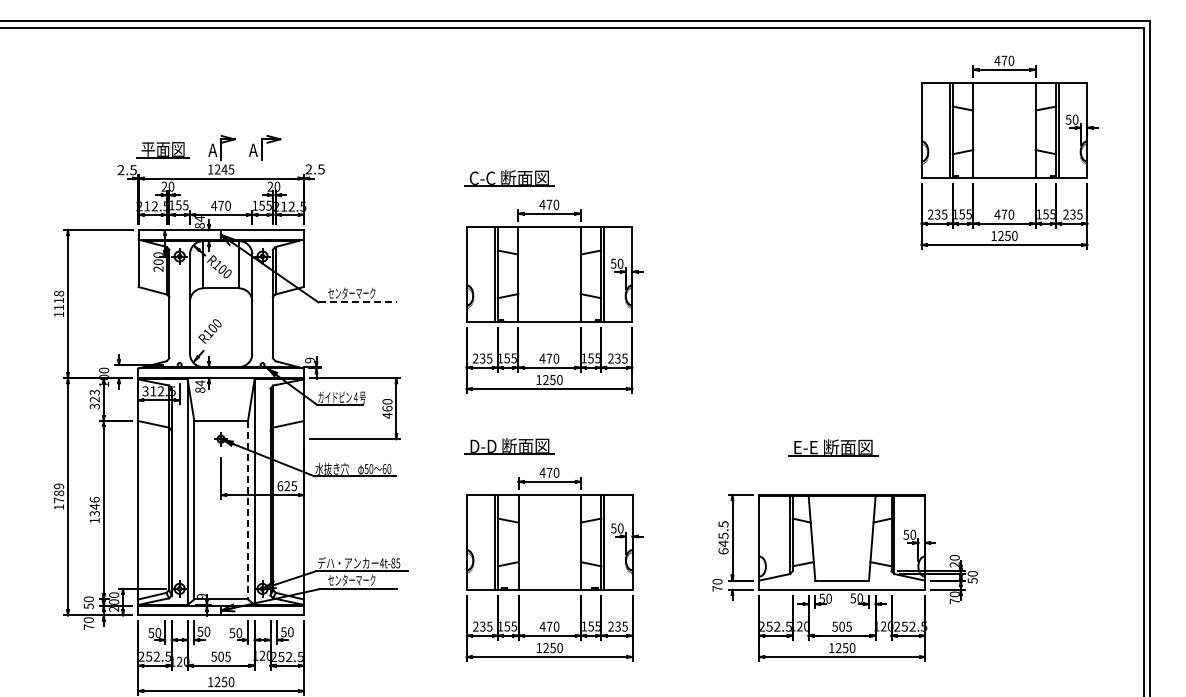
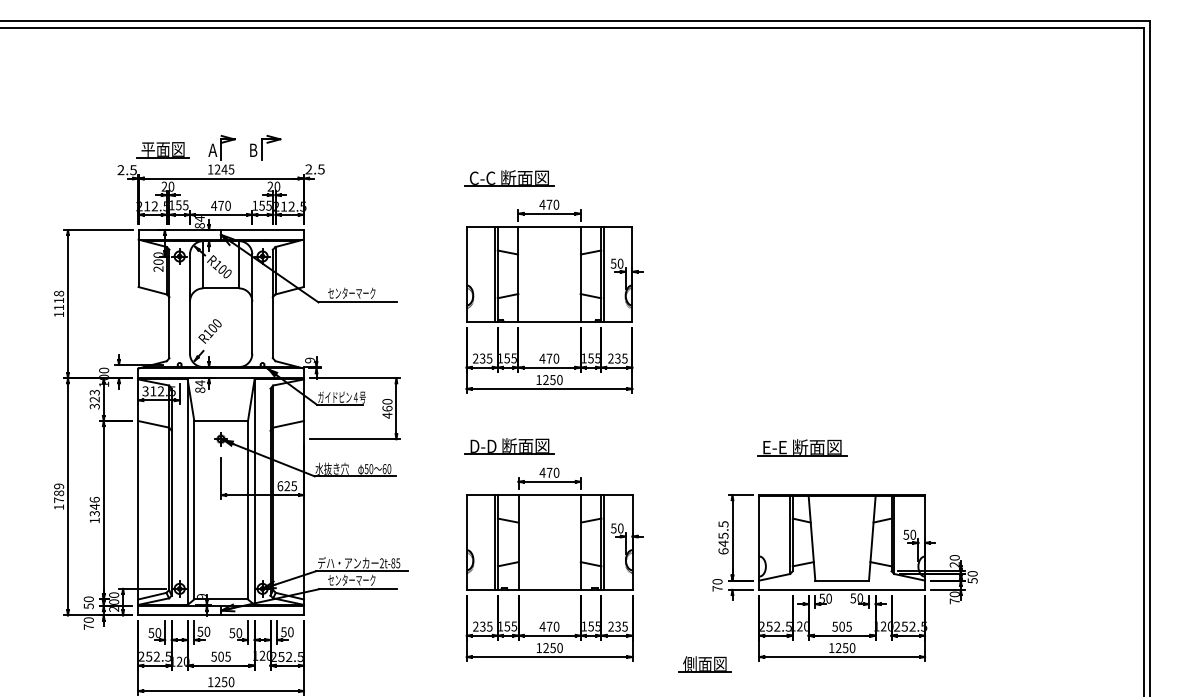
text: A -> B (253, 149)
part: present -> none (1009, 152)
line: dashed -> solid (358, 302)
part position: (833, 447) -> (802, 447) (802, 447)
line: dashed -> solid (247, 510)
text: 4t-85 -> 2t-85 (381, 563)
part: none -> present (704, 664)
